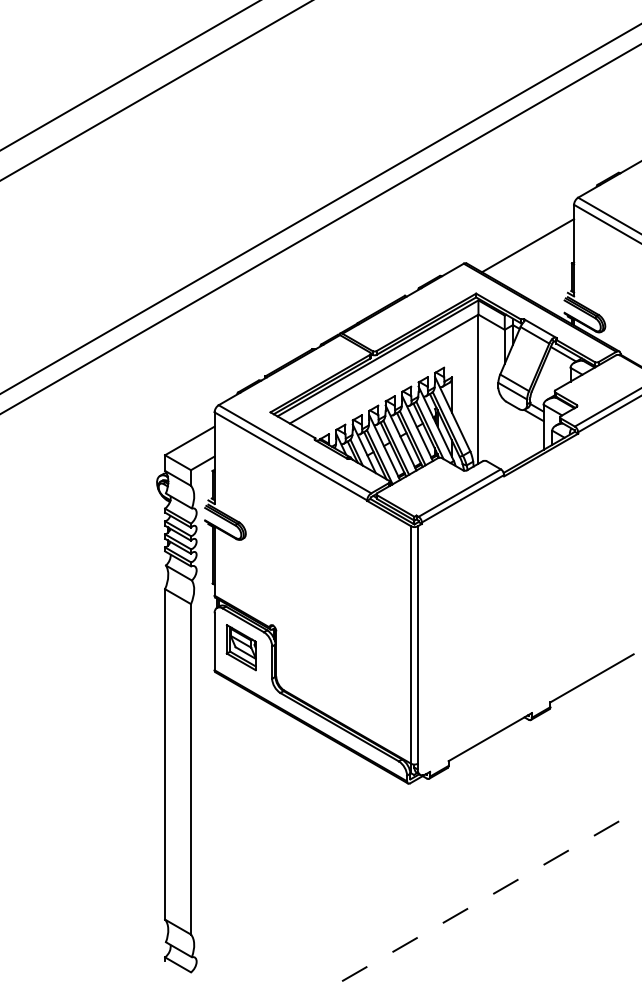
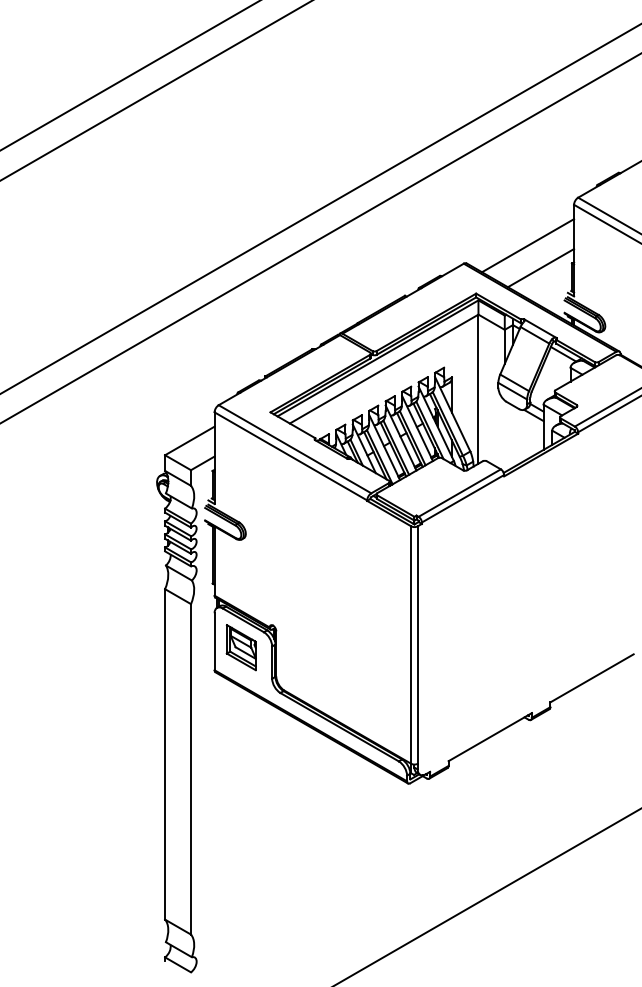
line position: (320, 228) -> (320, 238) (320, 238)
line: none -> present (540, 268)
line: dashed -> solid (487, 897)
